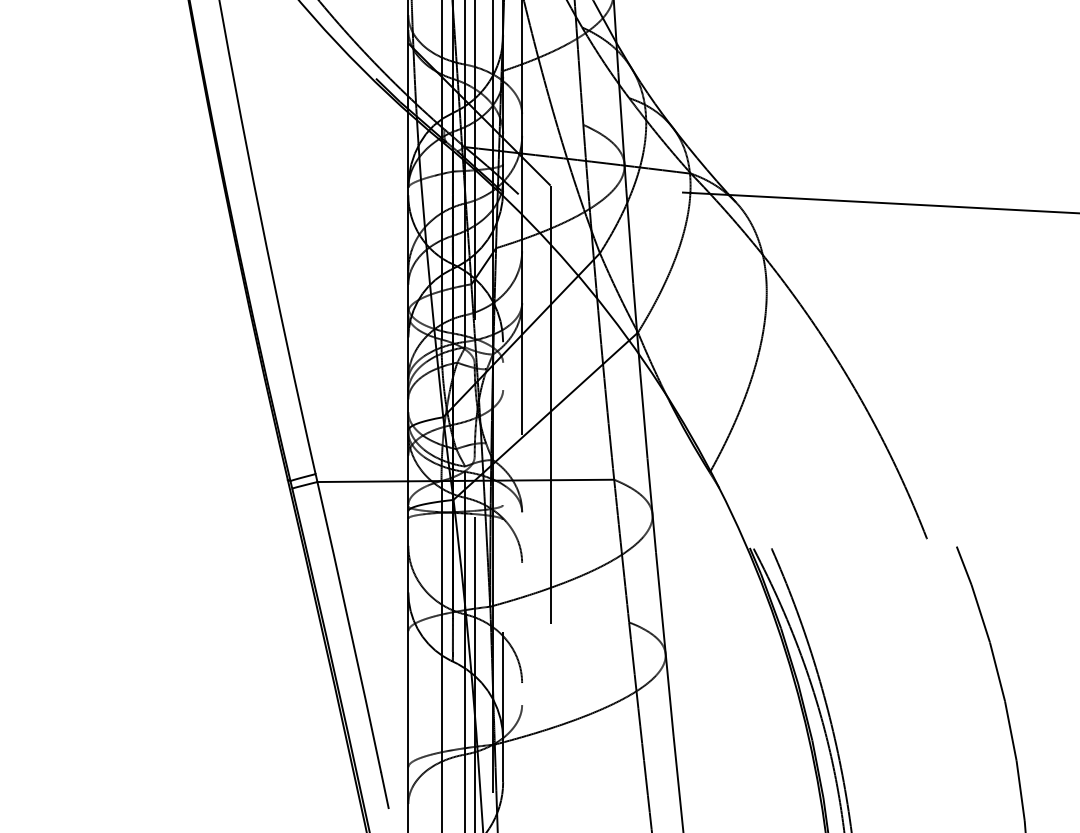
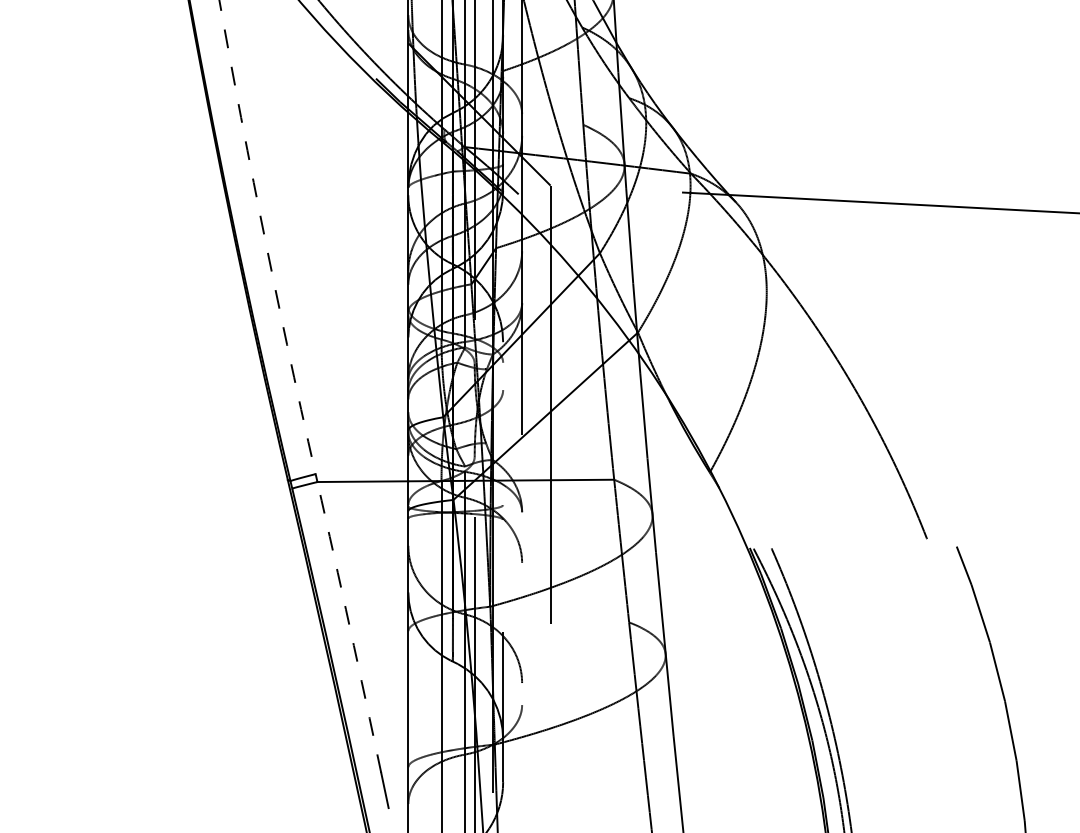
arc: solid -> dashed (264, 237)
arc: solid -> dashed (349, 627)
